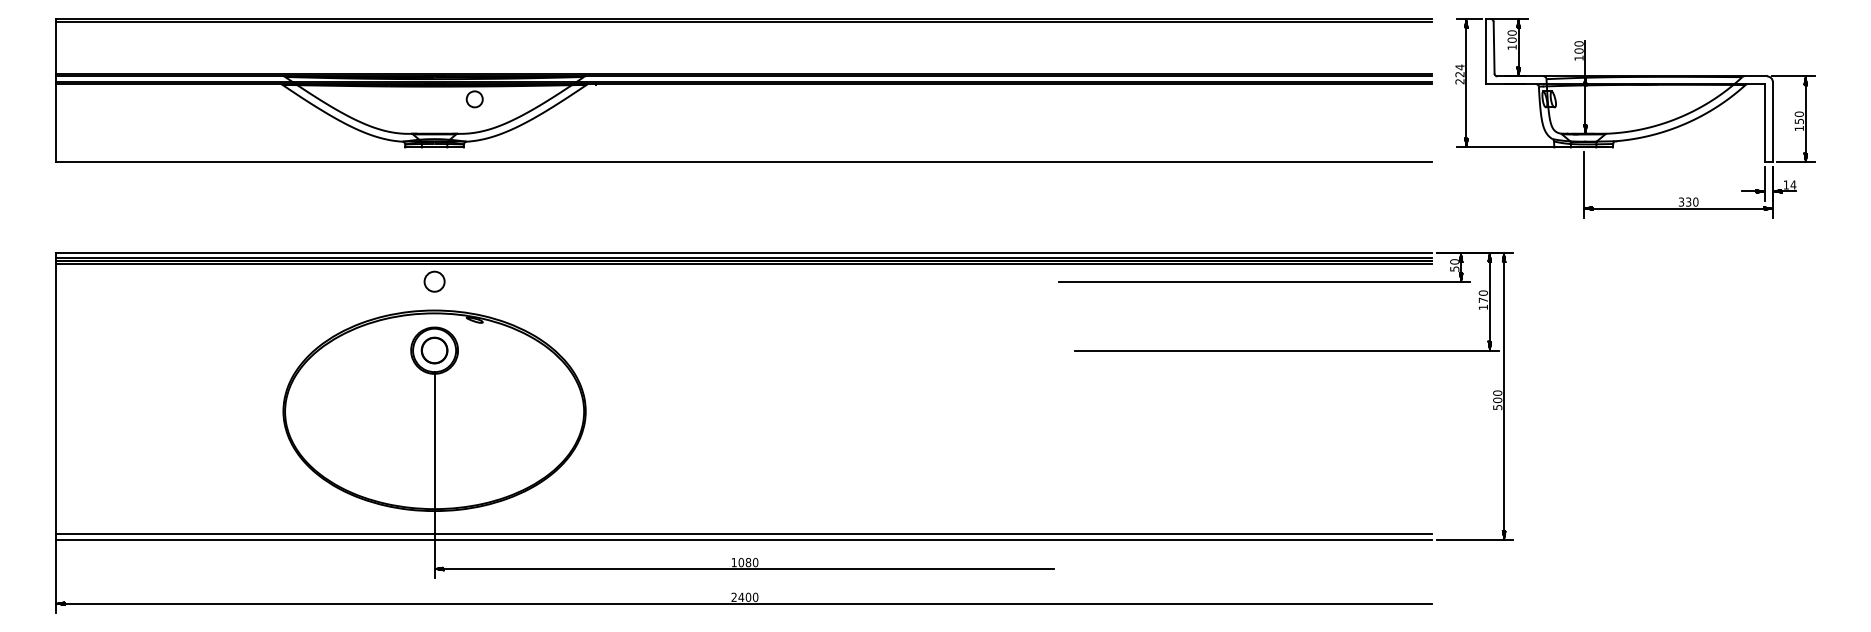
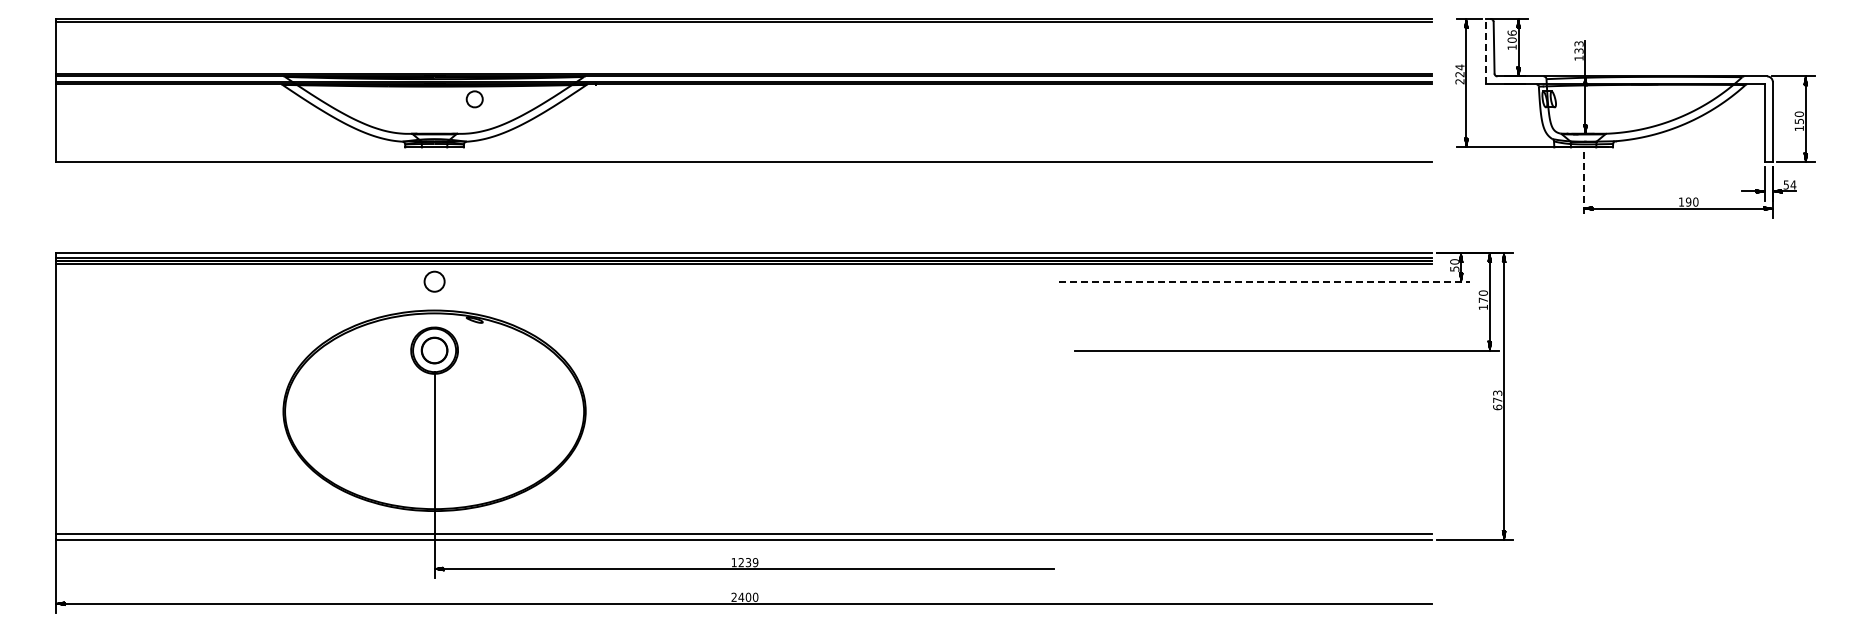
text: 100 -> 106 (1511, 32)
text: 100 -> 133 (1578, 47)
line: solid -> dashed (1486, 51)
line: solid -> dashed (1583, 184)
text: 14 -> 54 (1785, 184)
text: 330 -> 190 (1684, 201)
line: solid -> dashed (1264, 281)
text: 500 -> 673 (1497, 400)
text: 1080 -> 1239 (748, 562)
